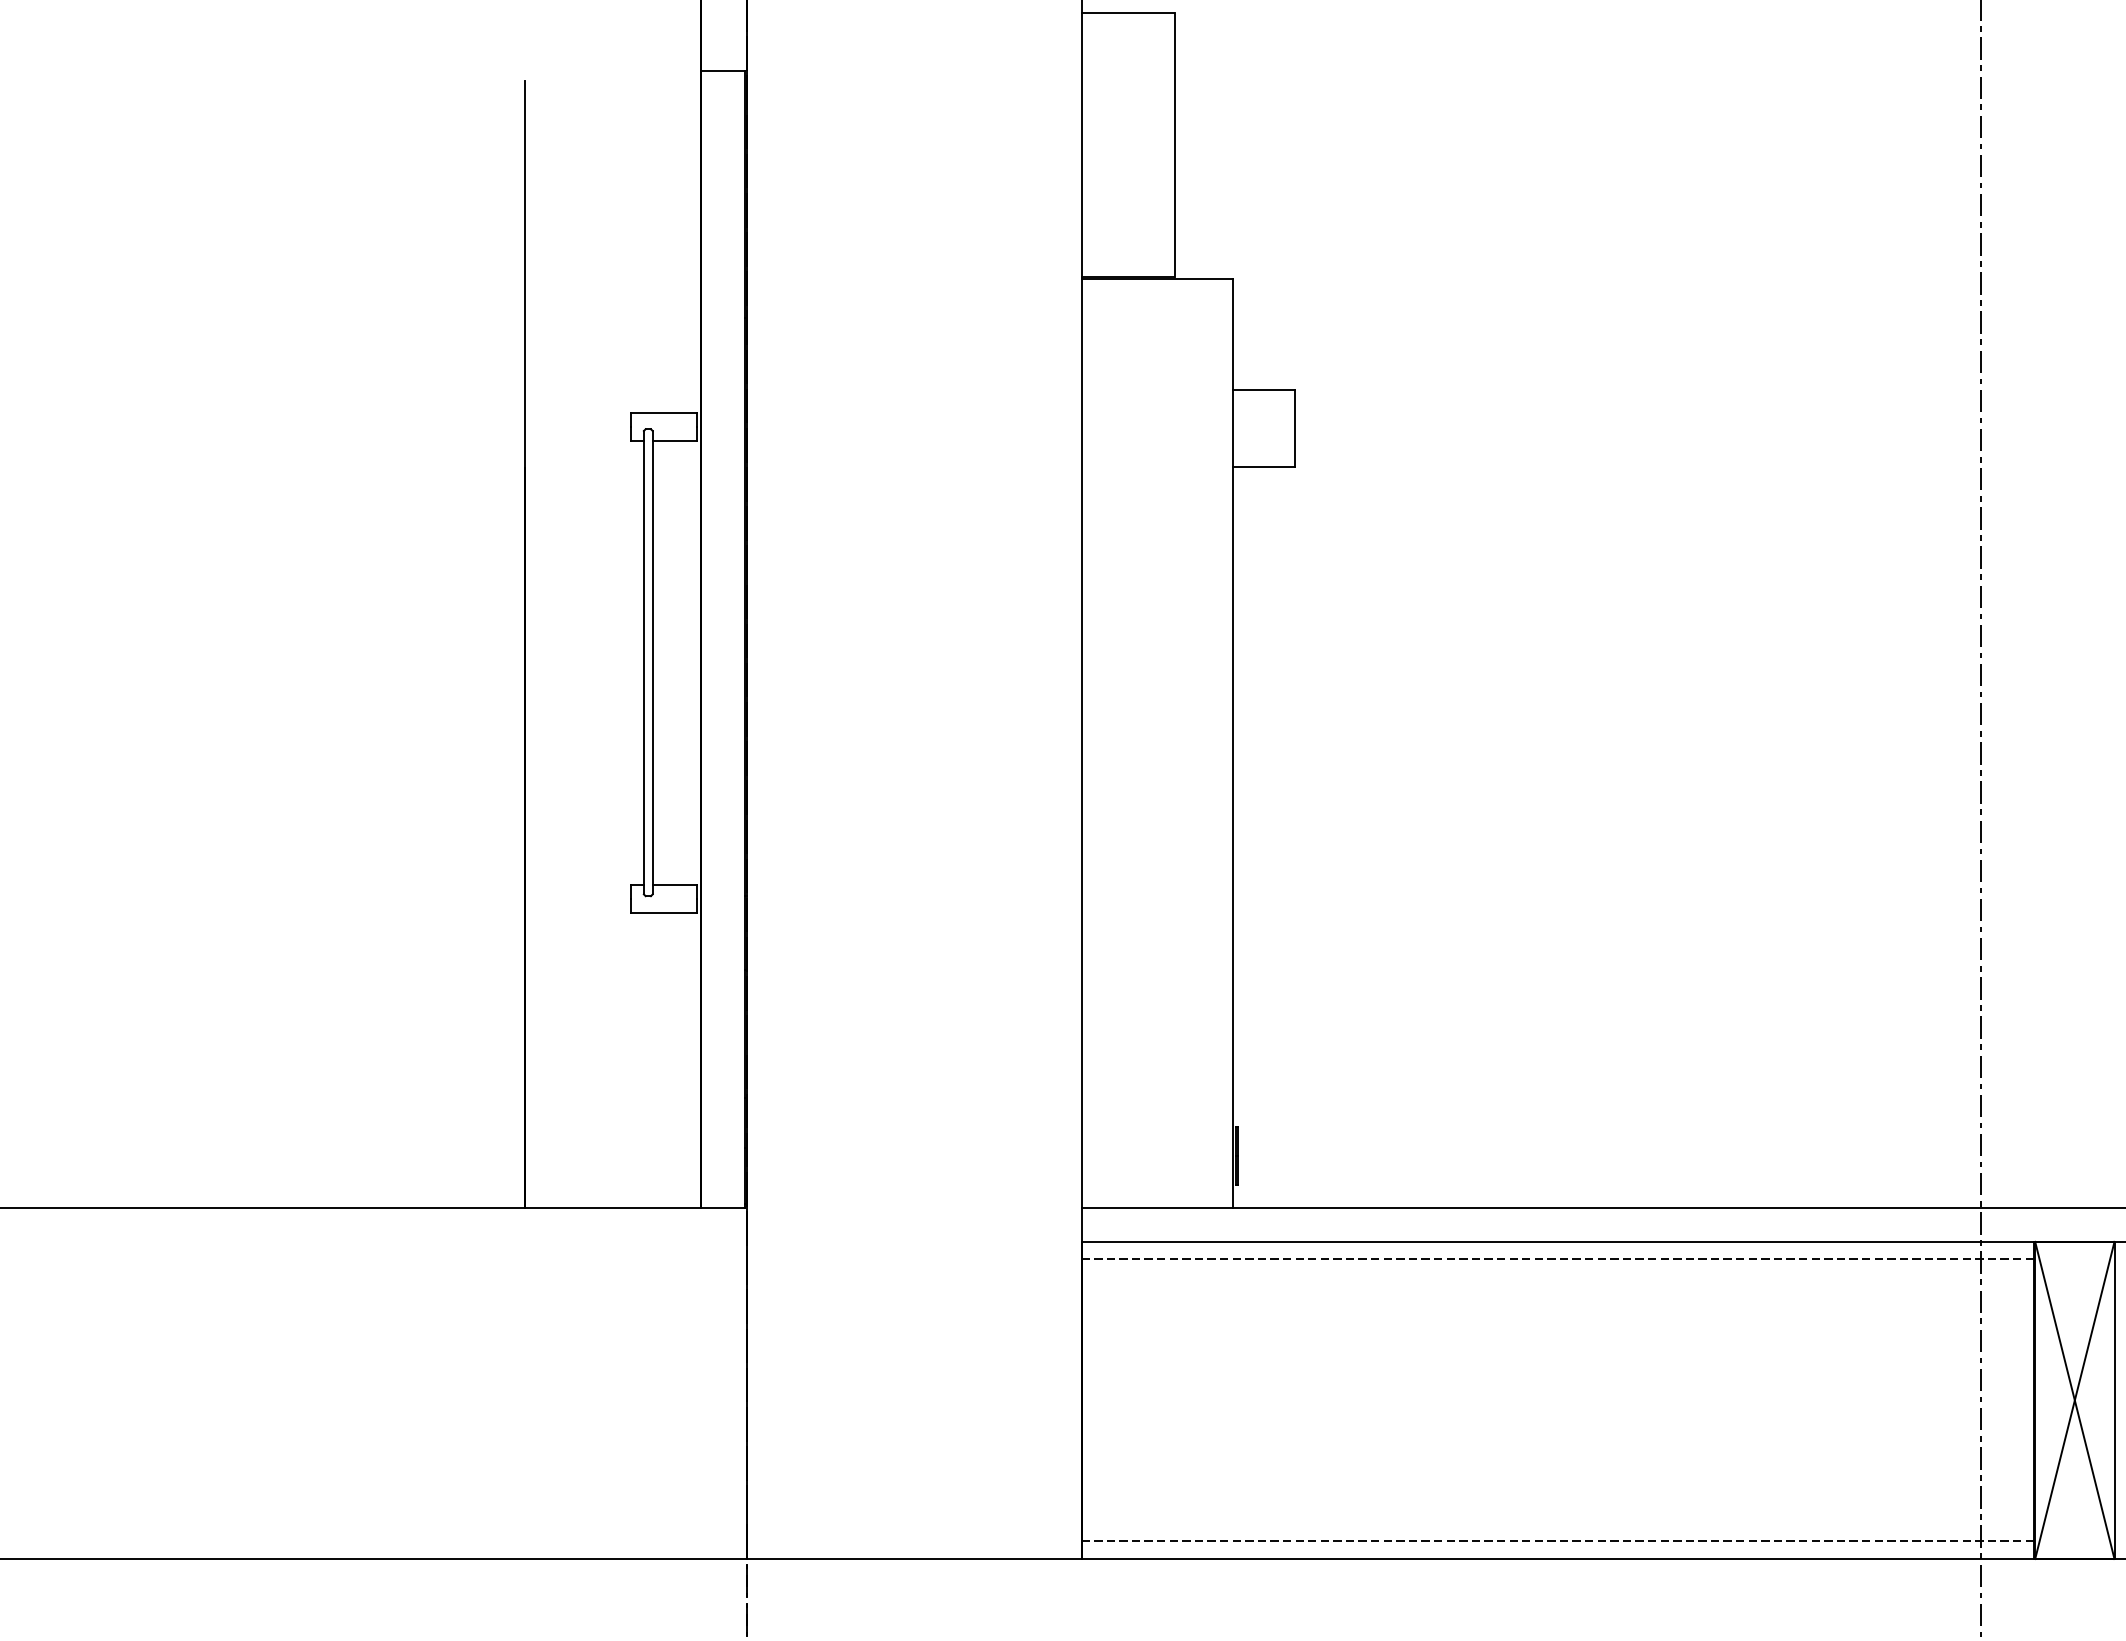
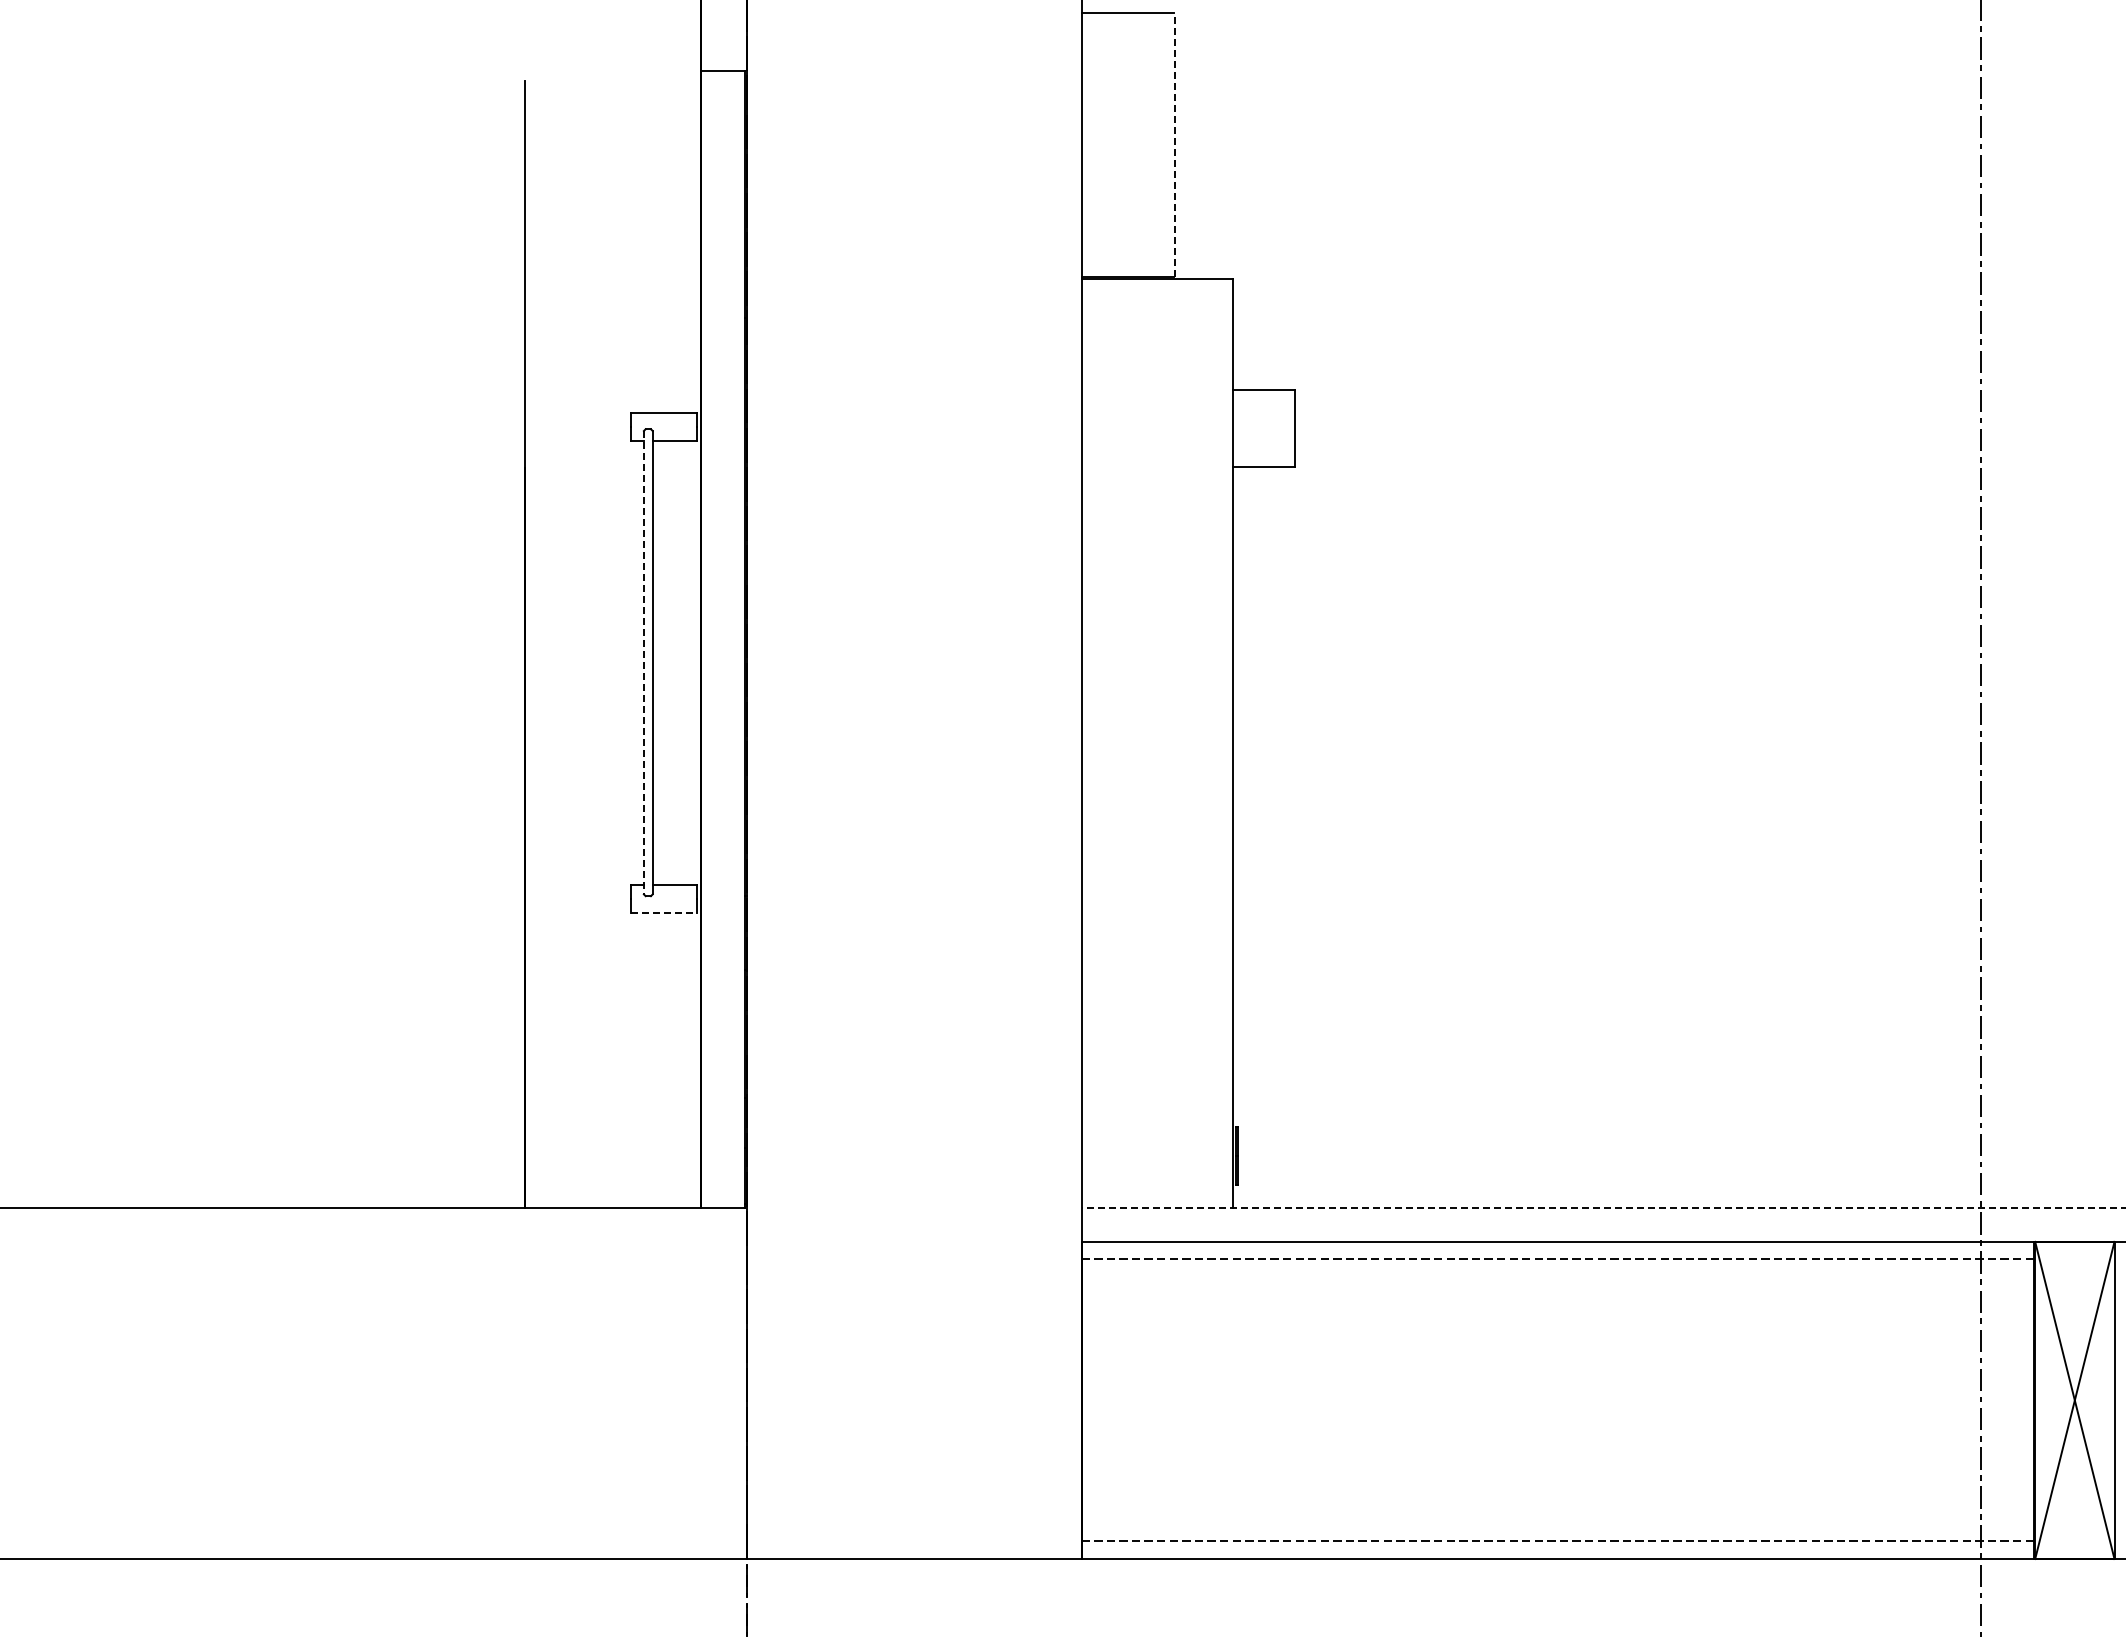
line: solid -> dashed (1174, 144)
line: solid -> dashed (643, 662)
line: solid -> dashed (664, 913)
line: solid -> dashed (1603, 1208)
